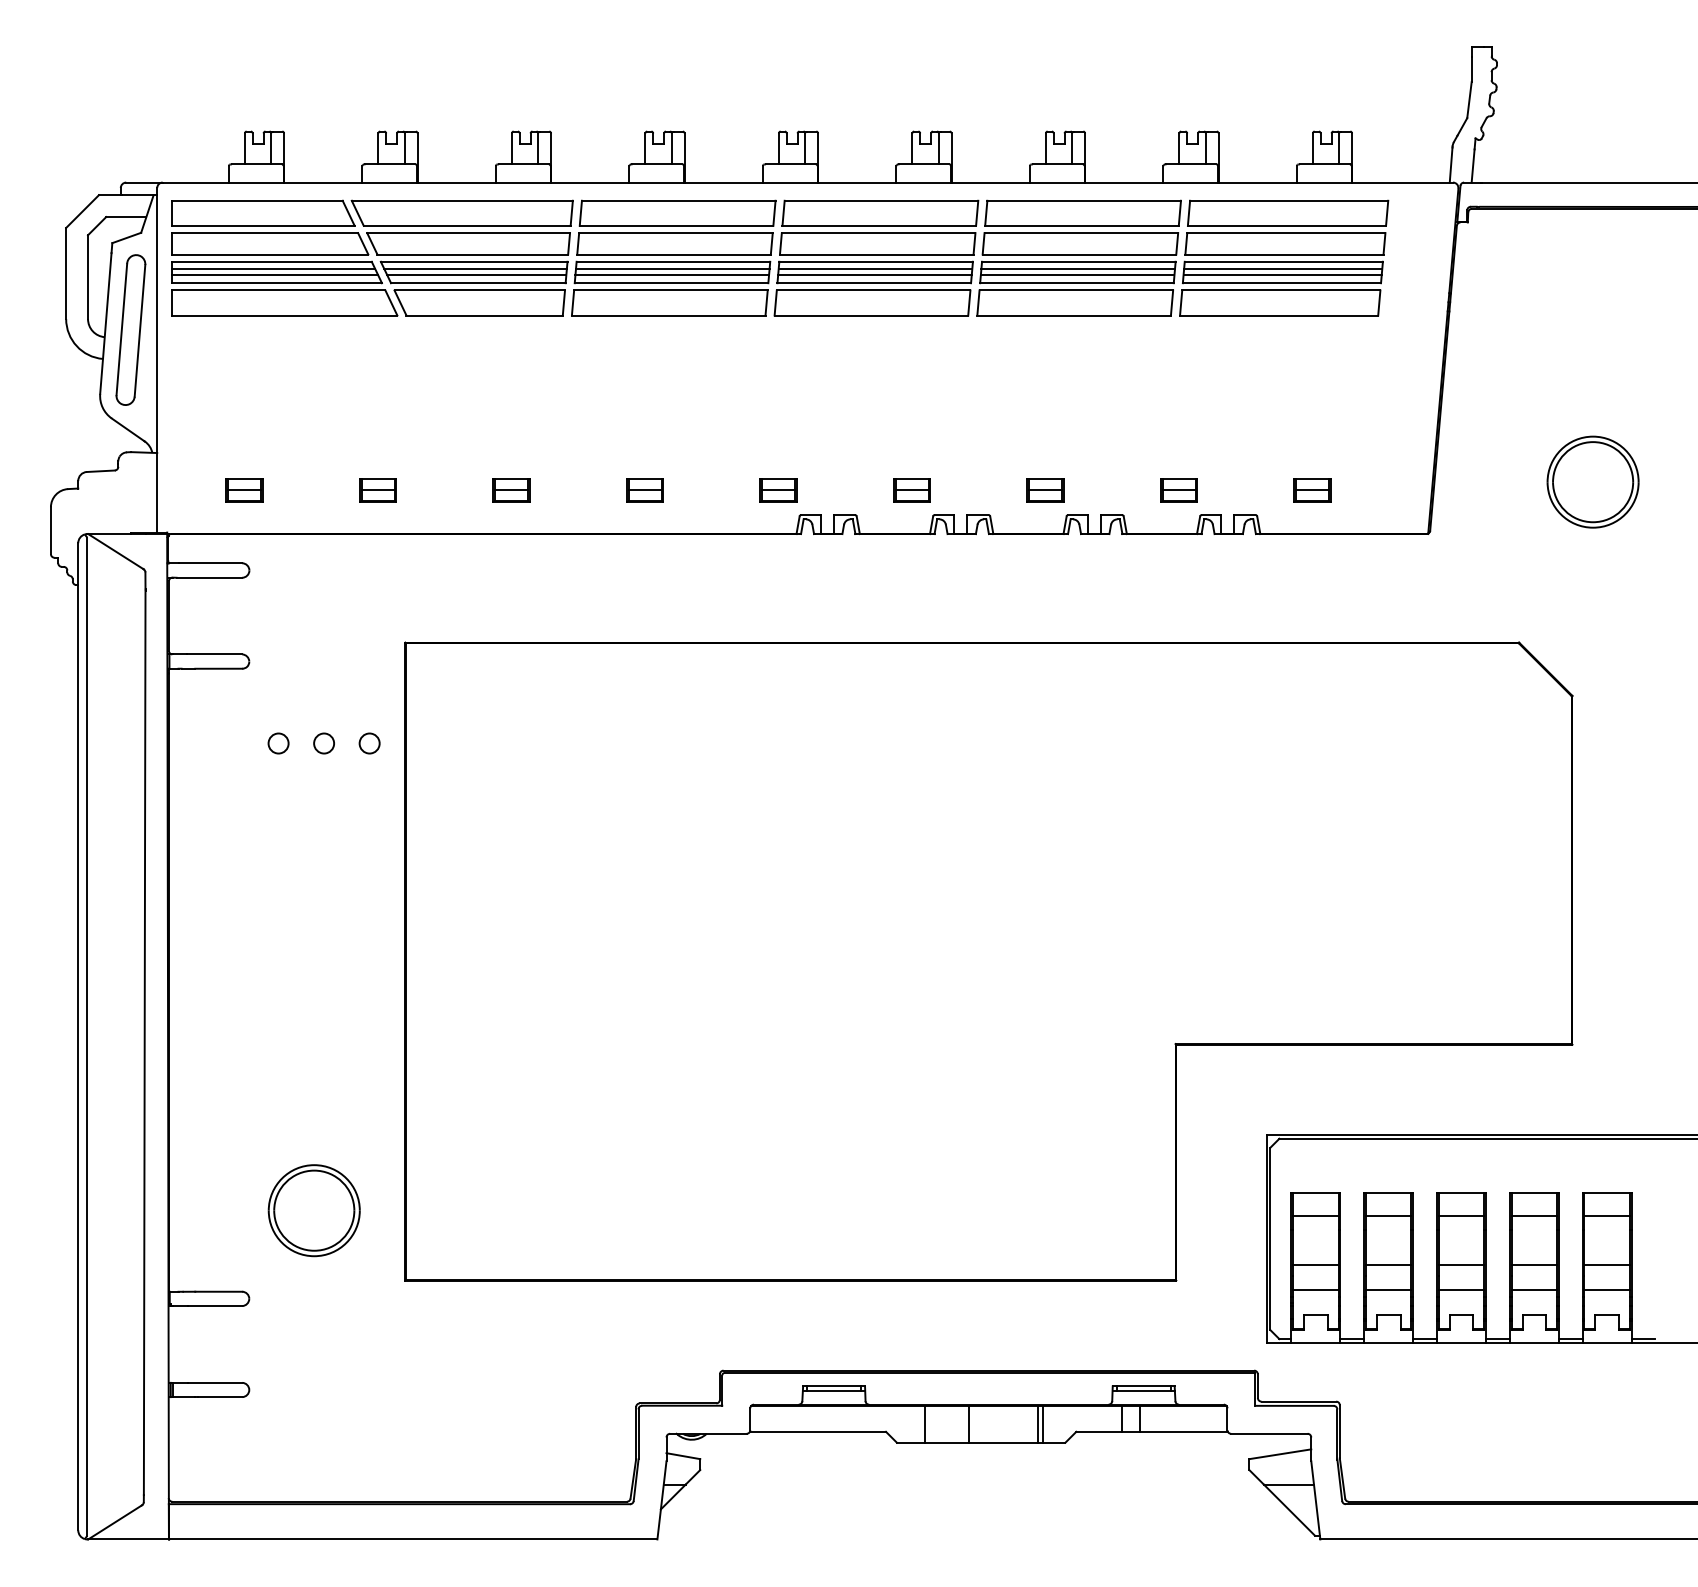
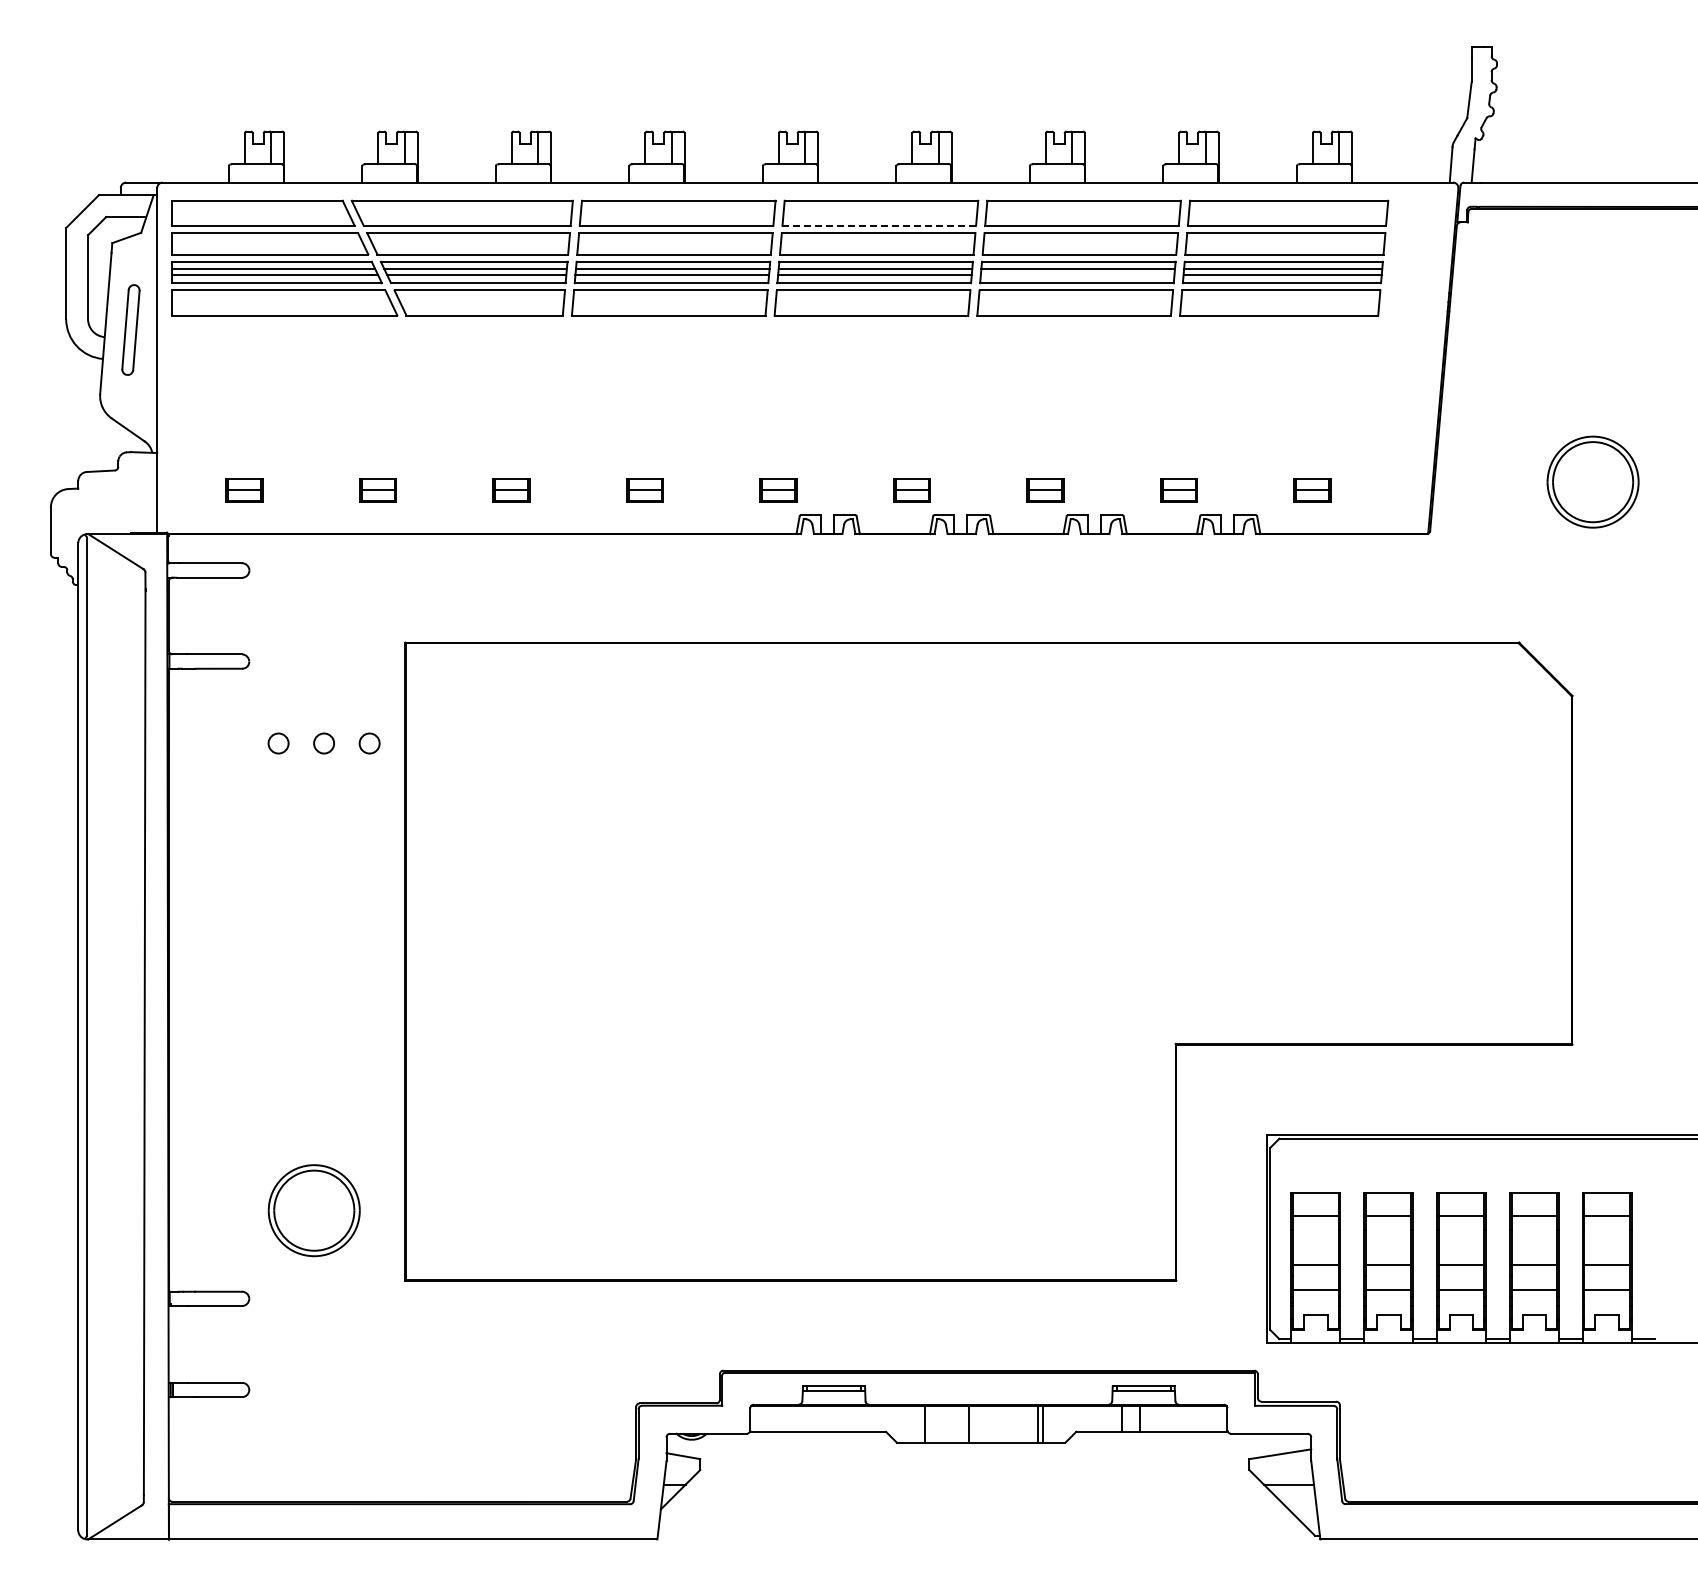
line: solid -> dashed (879, 225)
line: present -> none (1077, 275)
part size: 32x152 px -> 20x92 px (130, 329)
